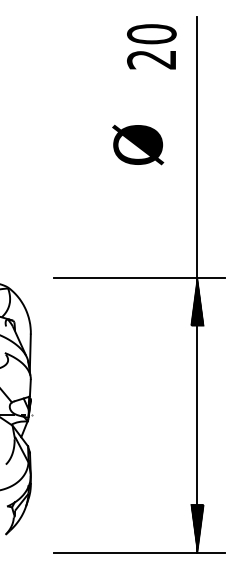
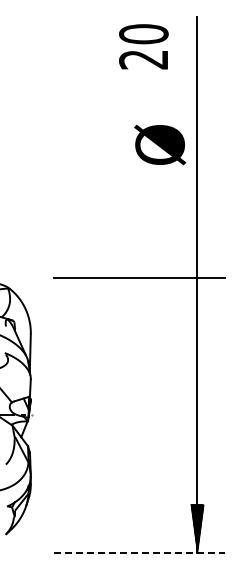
text position: (151, 46) -> (143, 46) (143, 46)
text position: (138, 144) -> (160, 144) (160, 144)
hatch: present -> none (197, 301)
line: solid -> dashed (140, 552)
